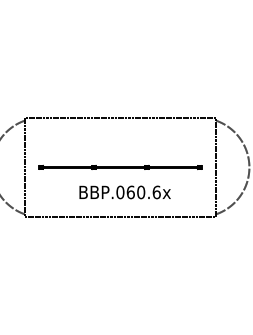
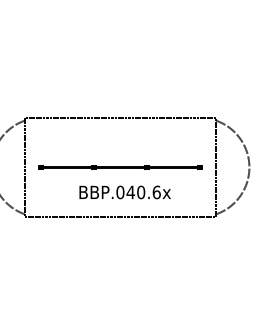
text: BBP.060.6x -> BBP.040.6x (130, 192)
